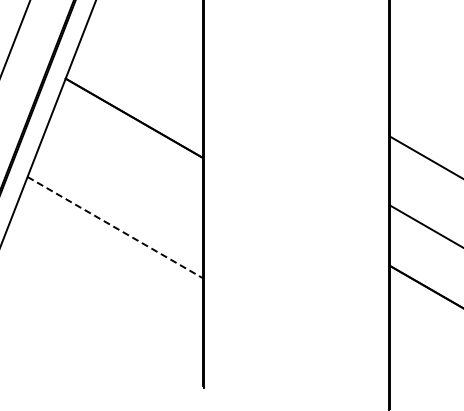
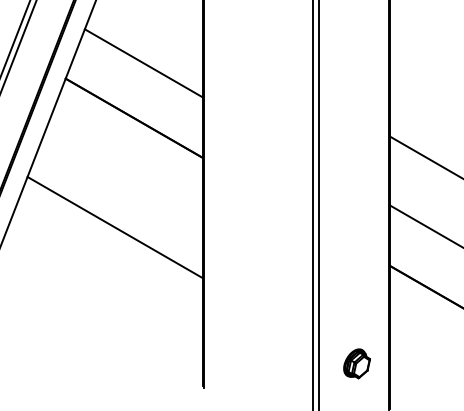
line: none -> present (18, 45)
line: none -> present (143, 63)
line: none -> present (312, 204)
line: none -> present (318, 204)
line: dashed -> solid (115, 227)
part: none -> present (356, 363)
